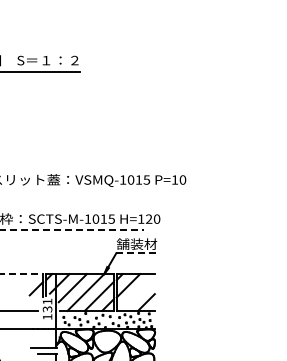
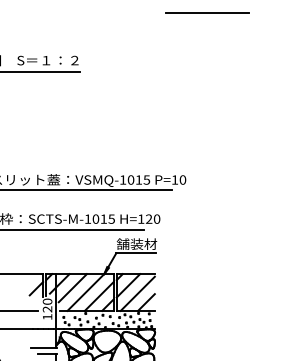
line: none -> present (207, 12)
line: none -> present (86, 189)
line: dashed -> solid (72, 229)
line: dashed -> solid (136, 253)
line: dashed -> solid (22, 274)
line: none -> present (137, 293)
text: 131 -> 120 (47, 305)
